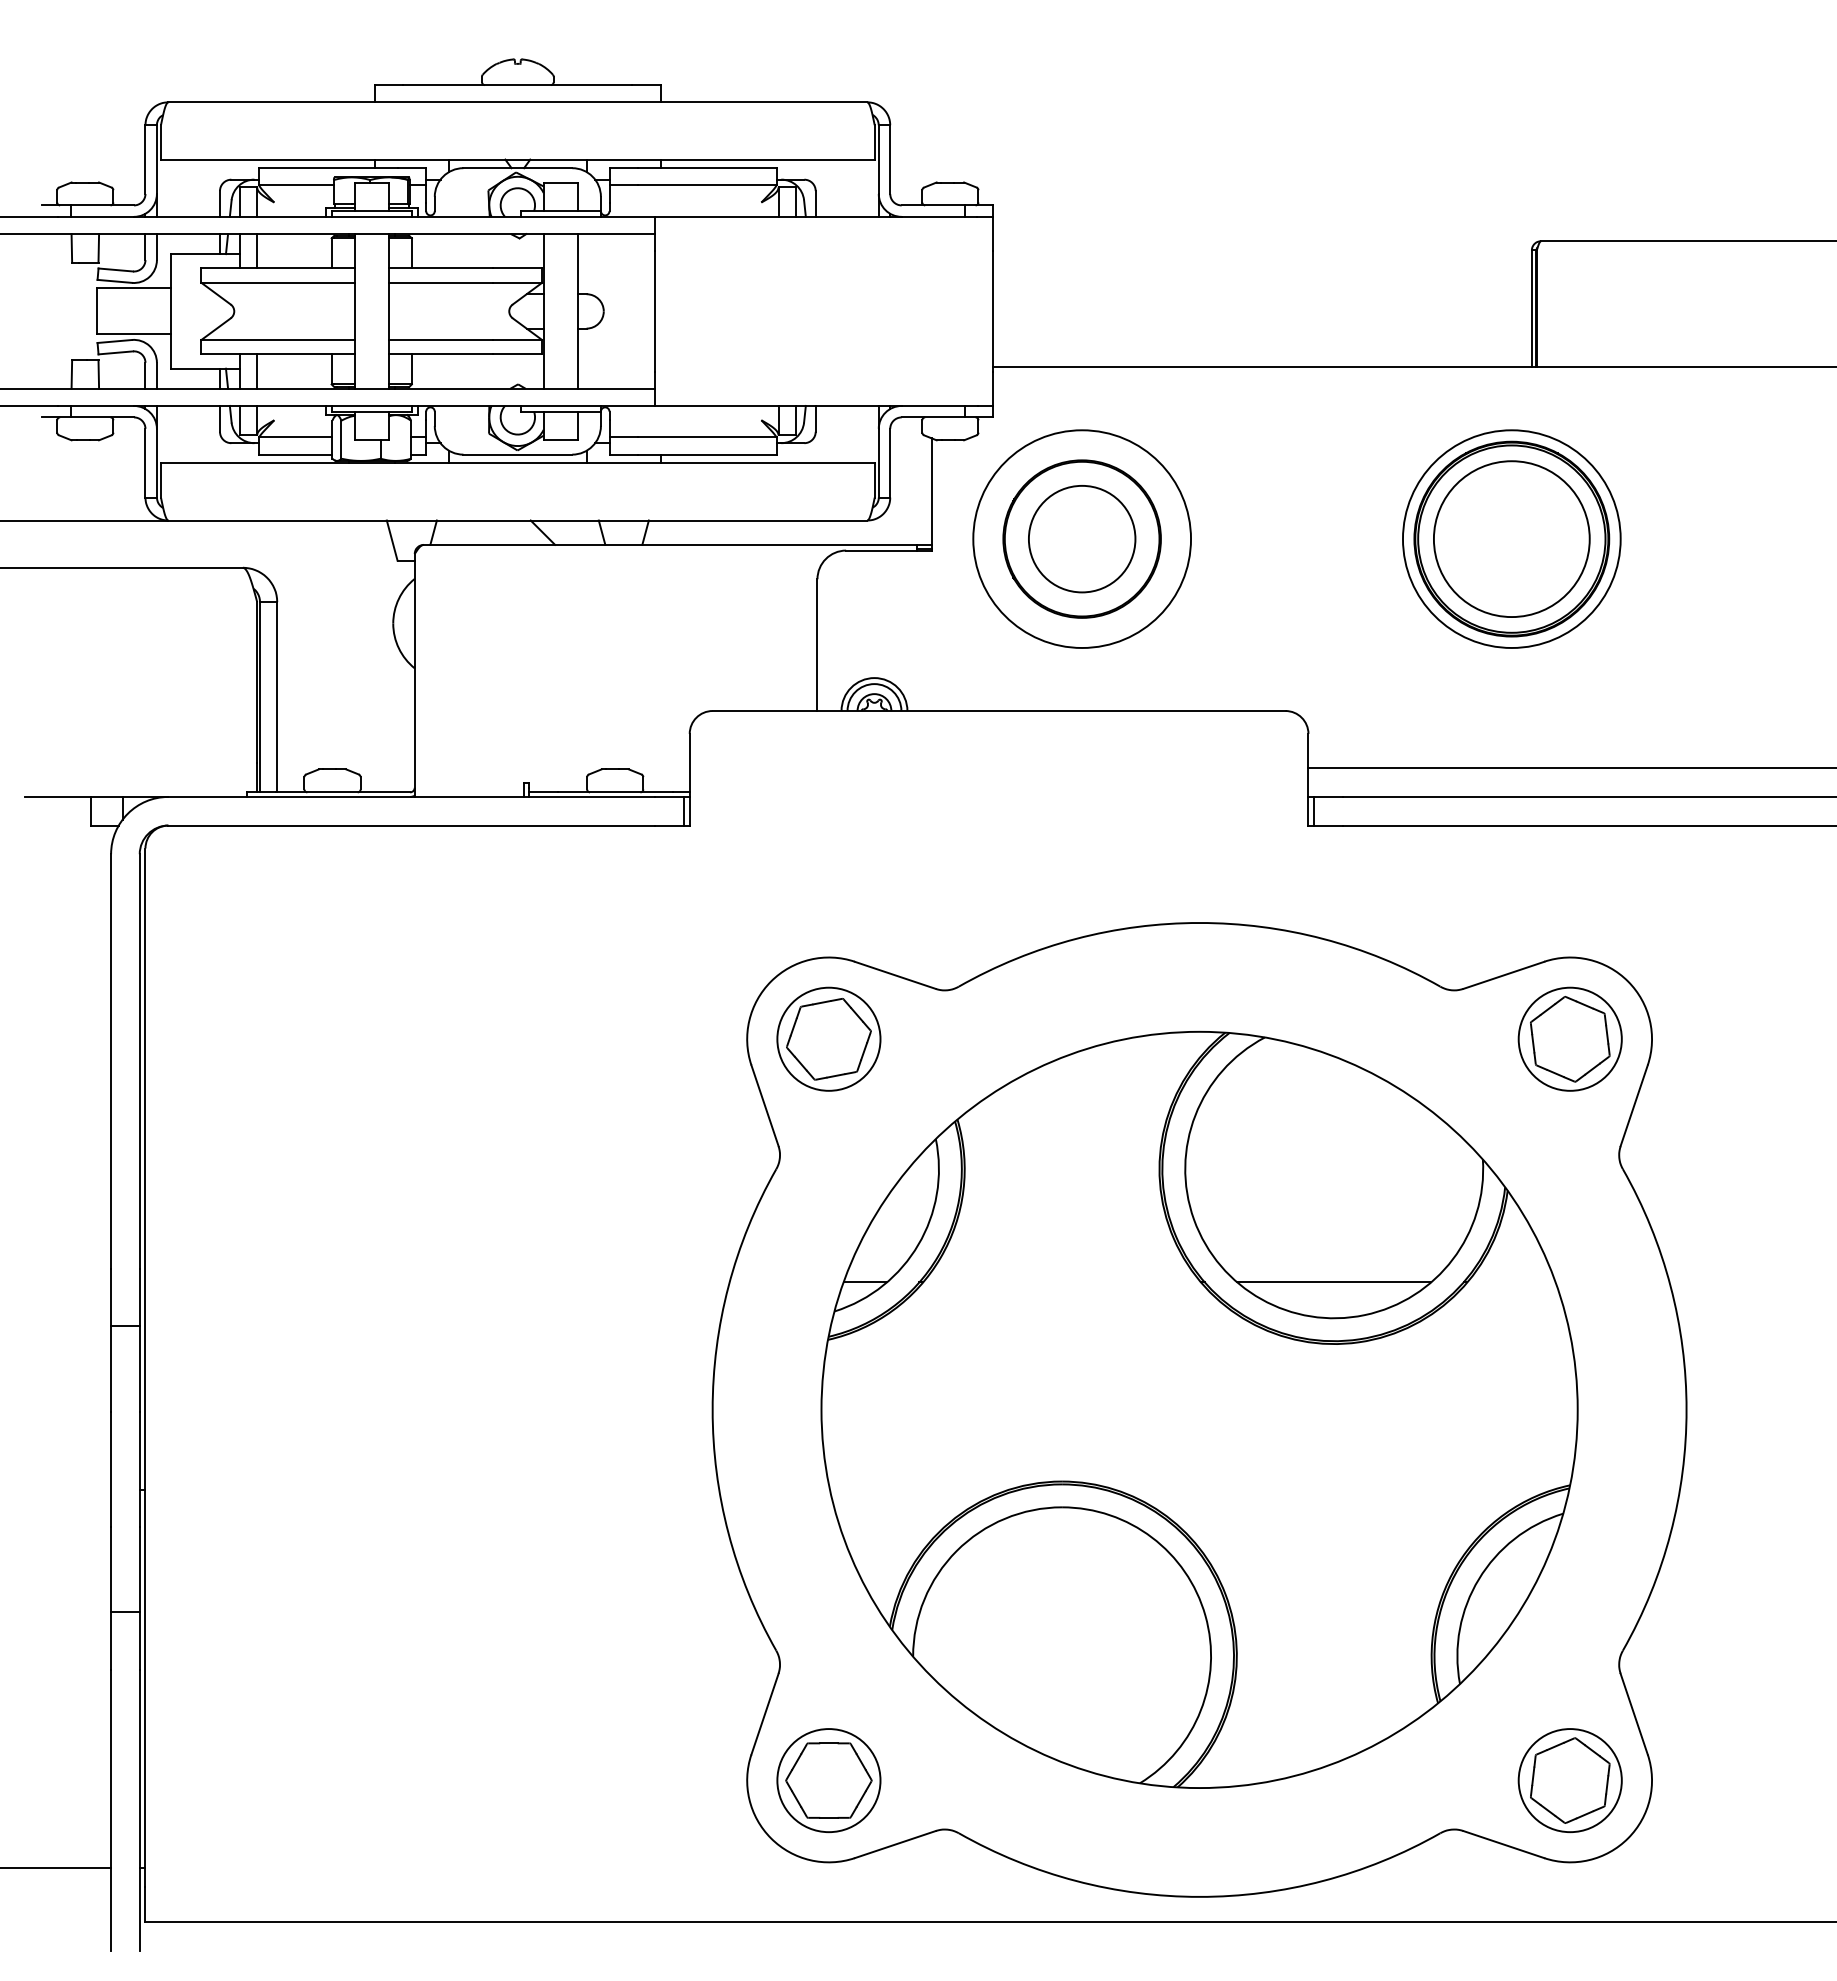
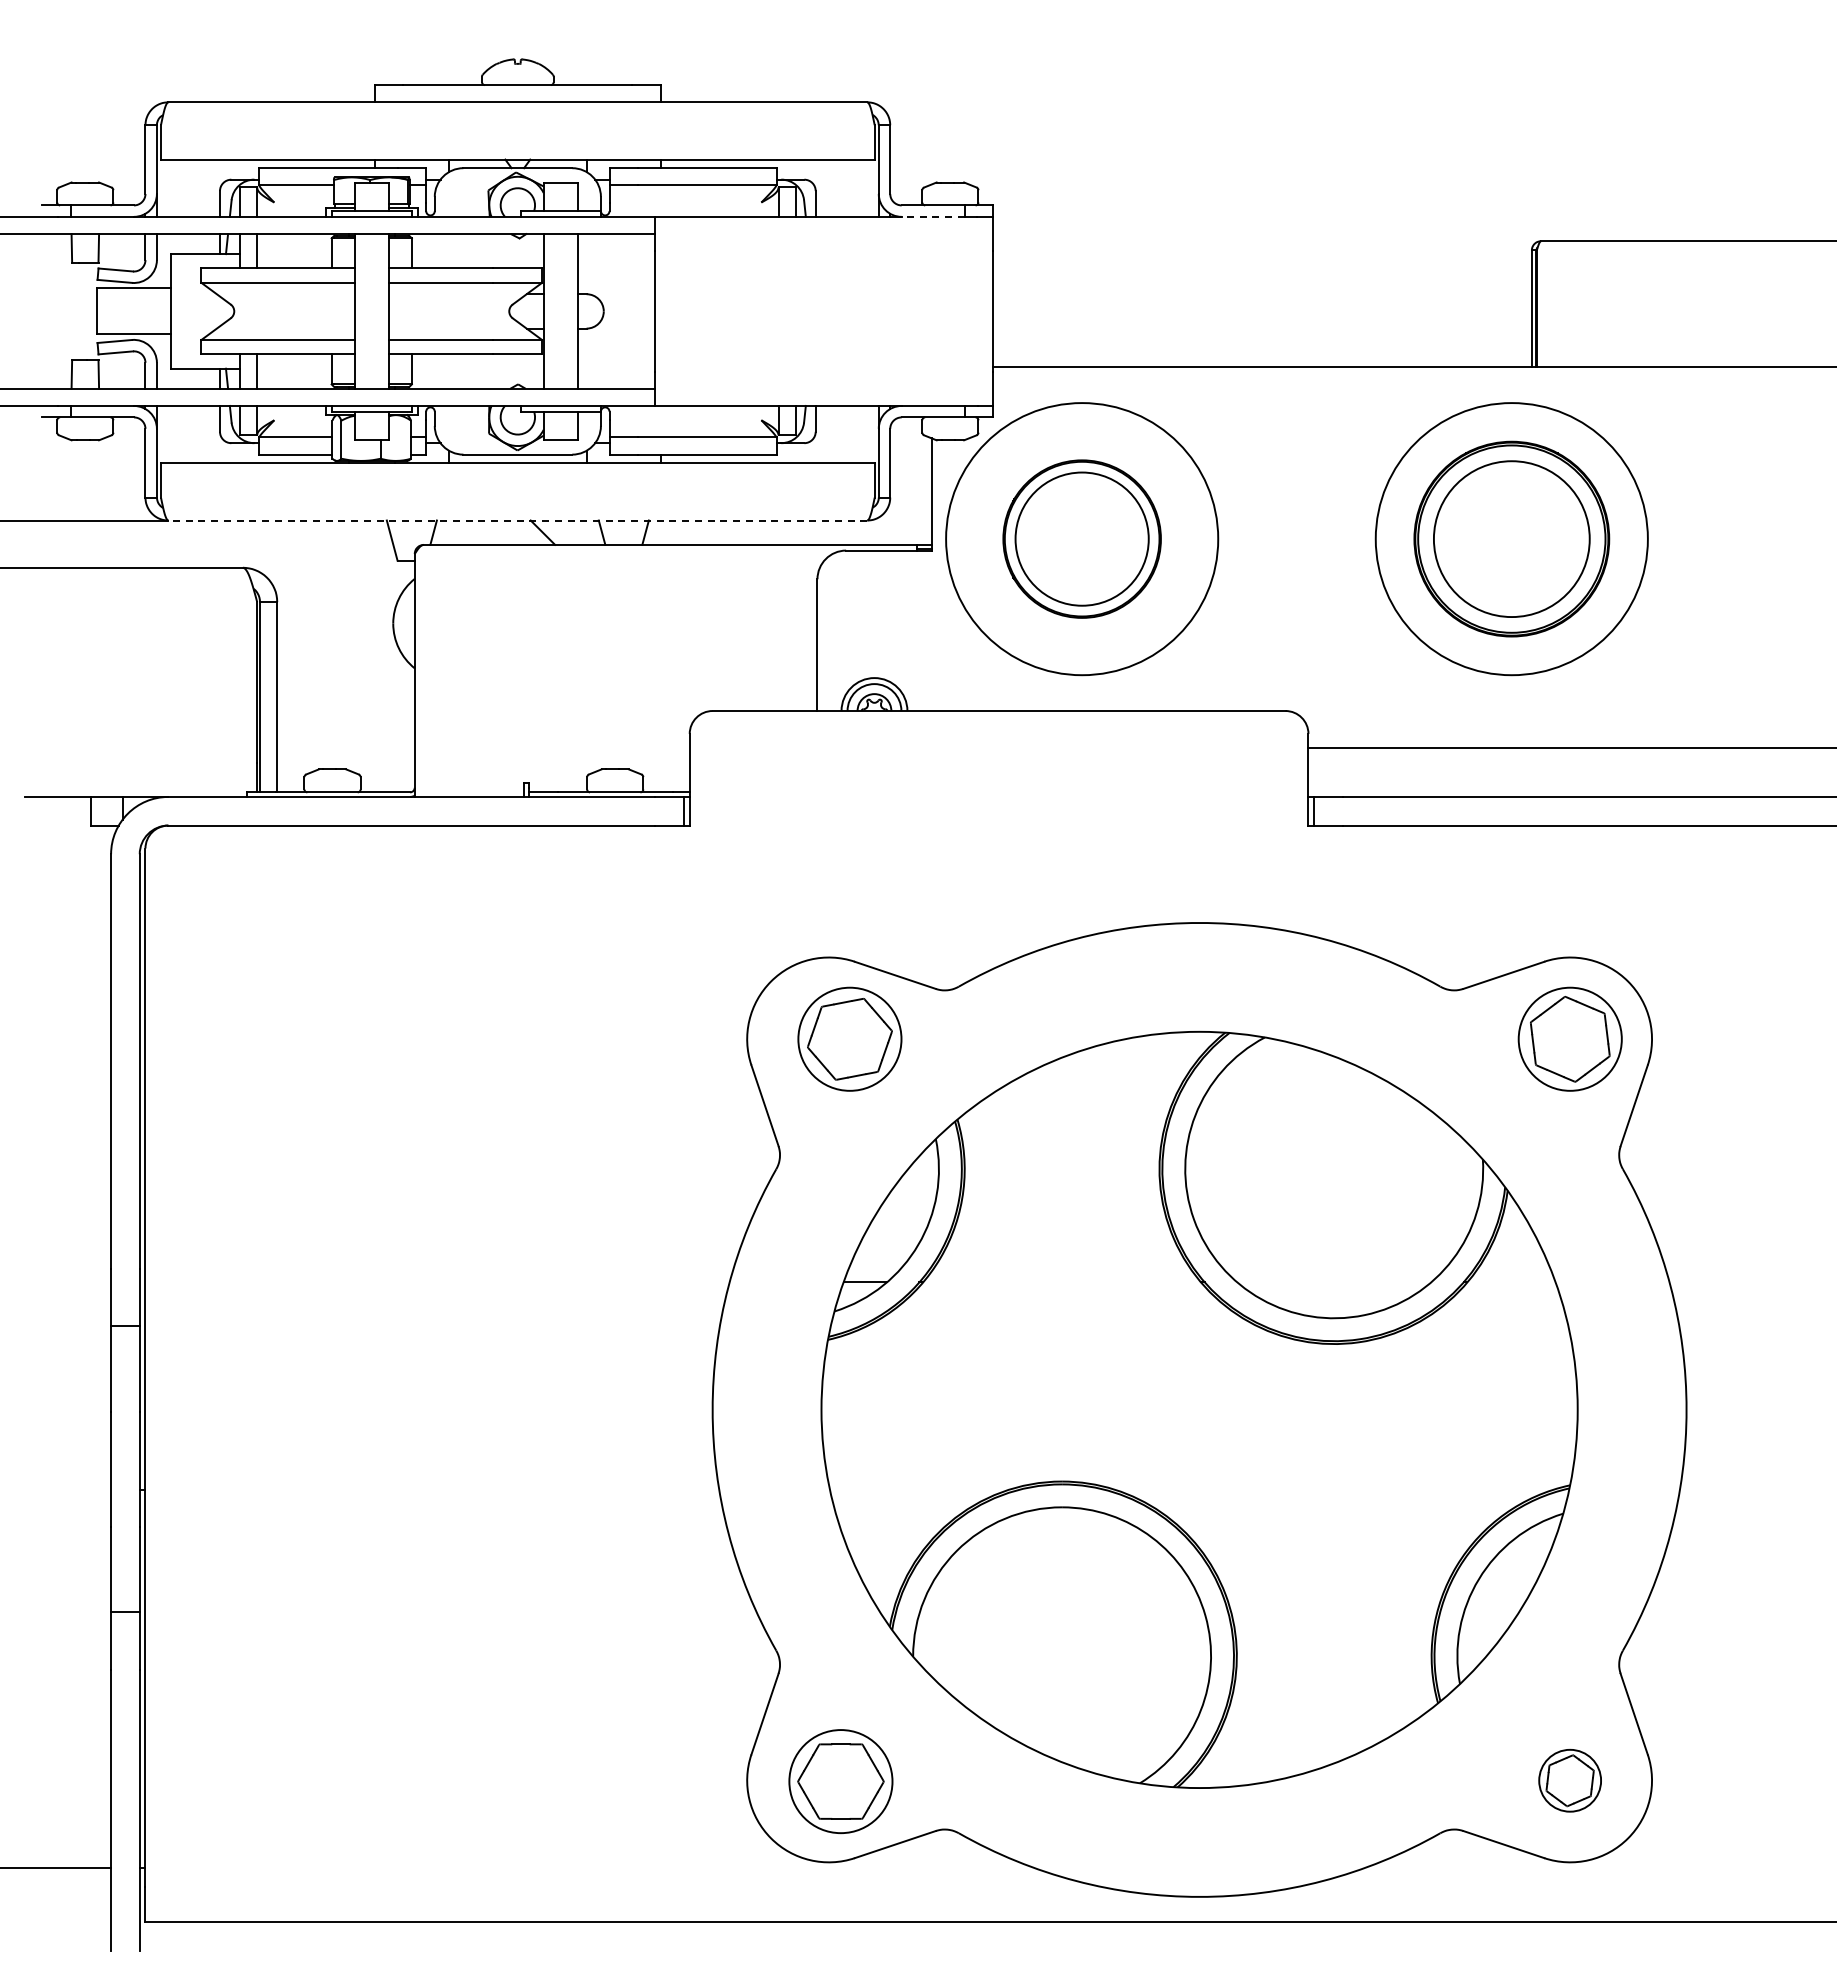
line: solid -> dashed (933, 216)
line: solid -> dashed (517, 520)
circle diameter: 107 px -> 133 px (1081, 538)
circle diameter: 218 px -> 272 px (1082, 539)
circle diameter: 218 px -> 272 px (1511, 539)
line position: (1570, 768) -> (1570, 748) (1570, 748)
part position: (828, 1038) -> (849, 1038) (849, 1038)
line: present -> none (1334, 1282)
part position: (828, 1780) -> (840, 1781) (840, 1781)
part size: 106x106 px -> 64x65 px (1569, 1780)
